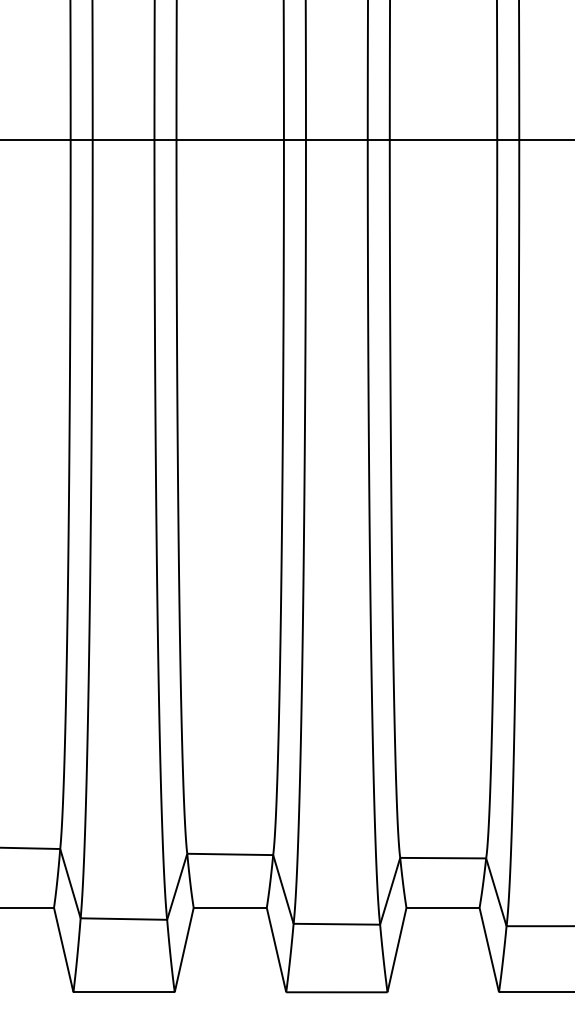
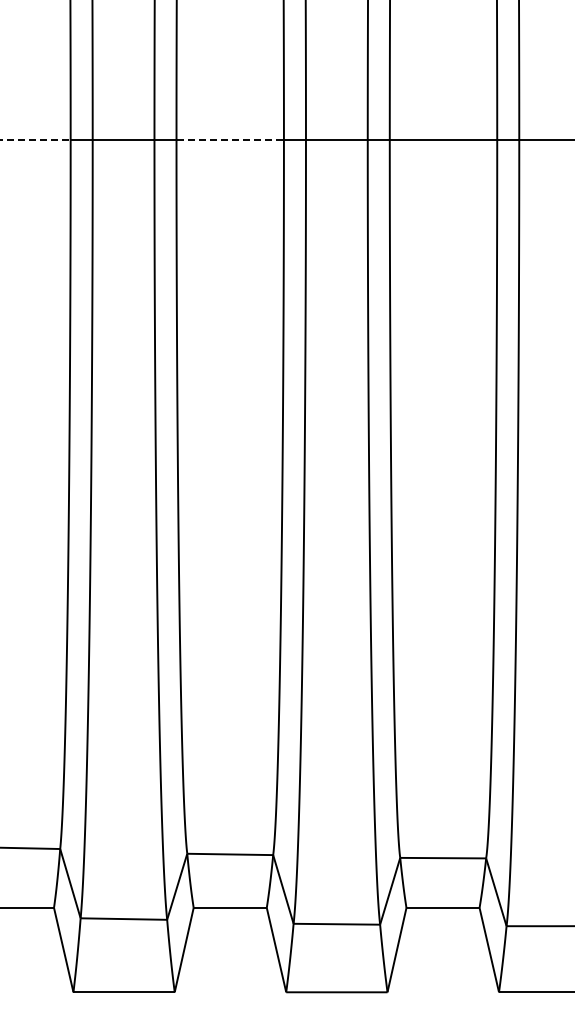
line: solid -> dashed (35, 140)
line: solid -> dashed (230, 140)
